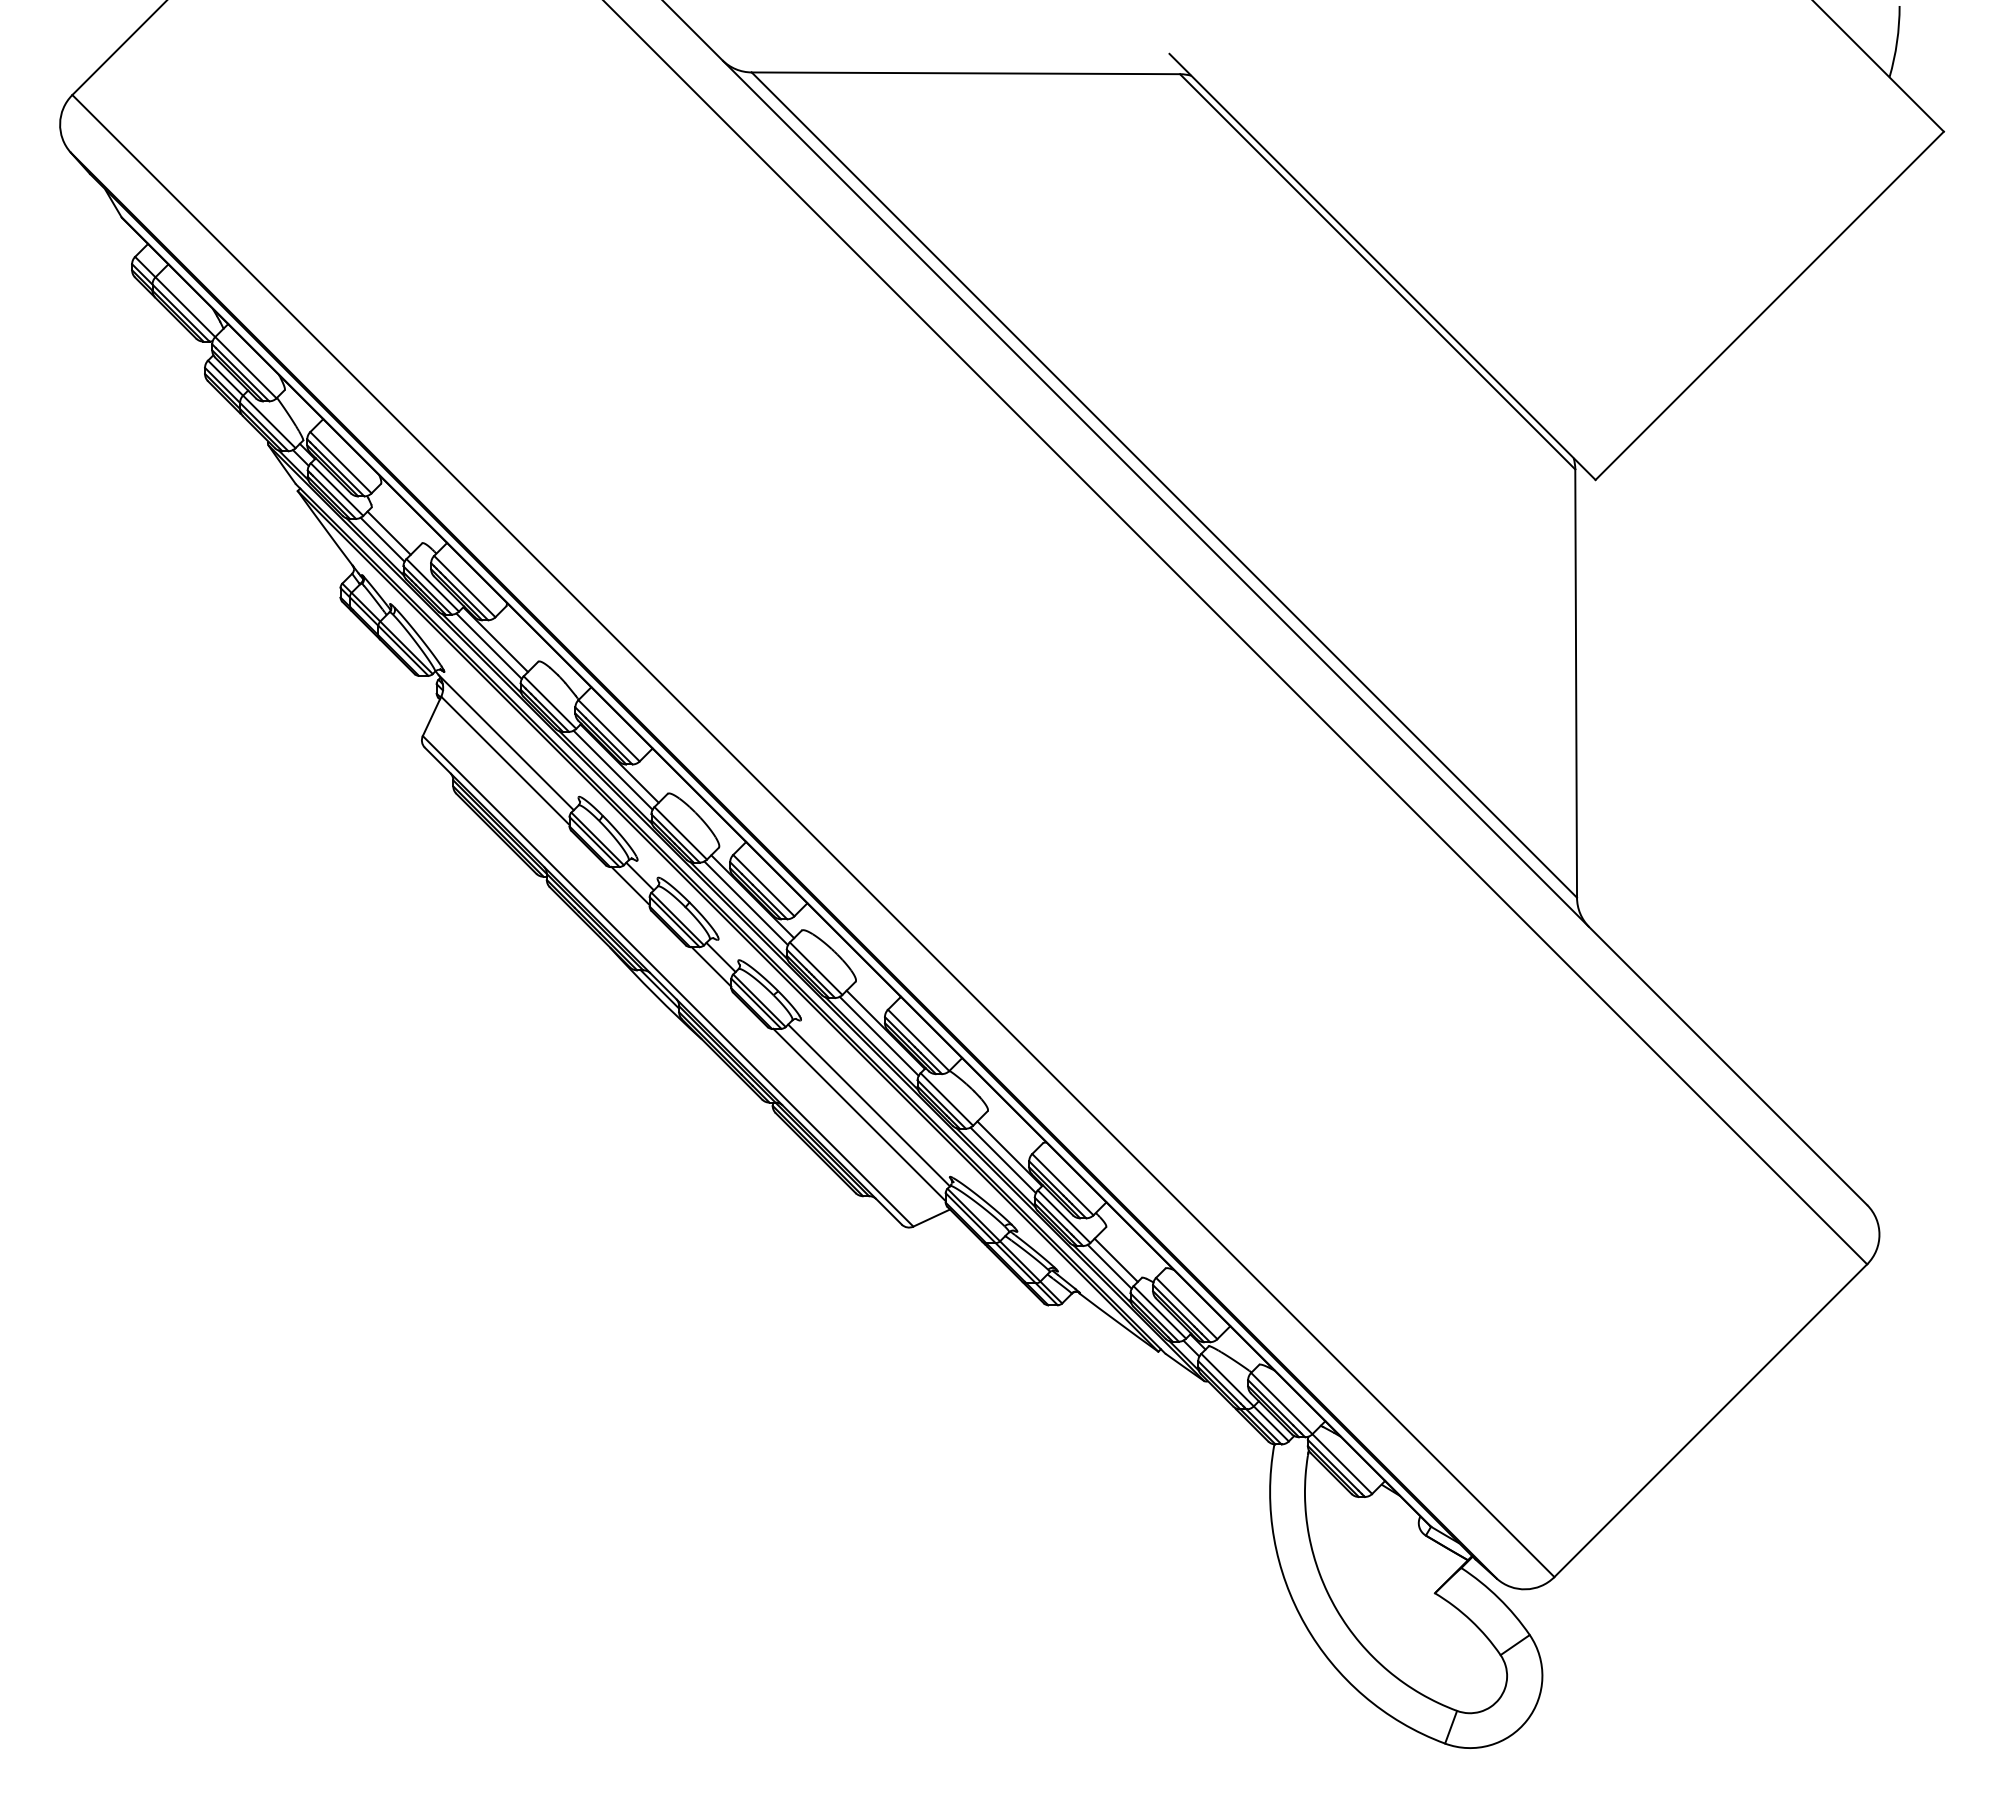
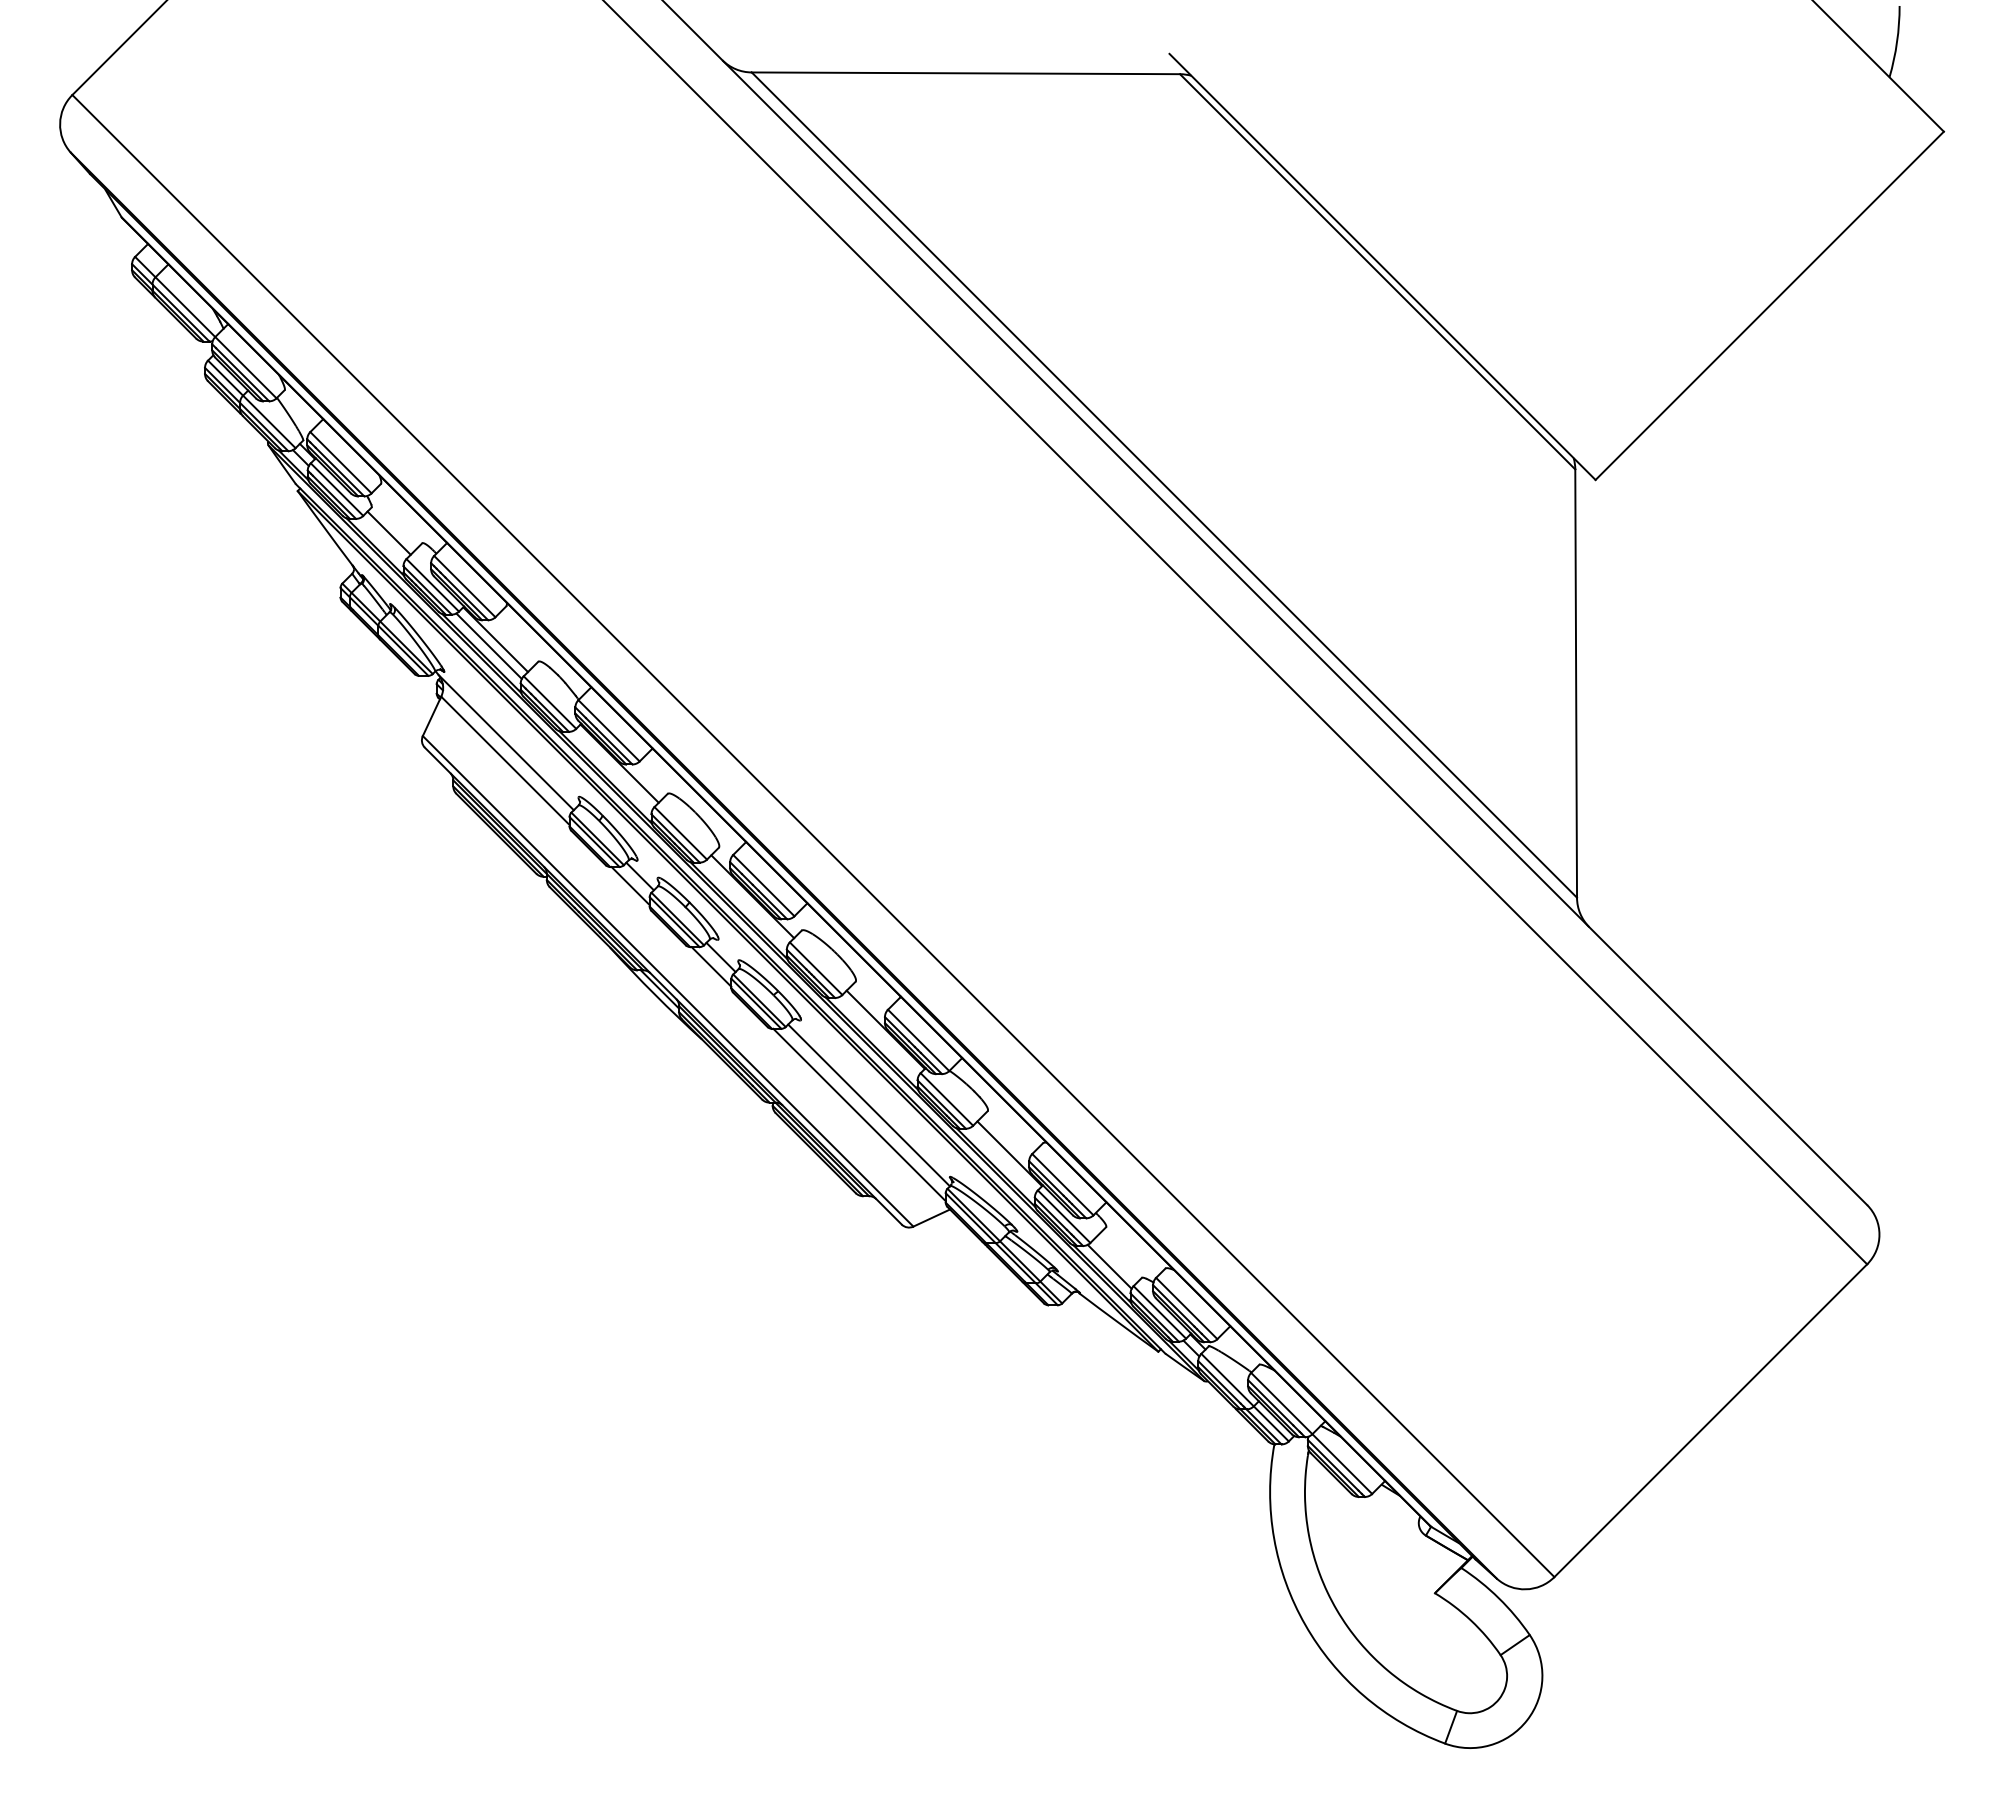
line: present -> none (382, 539)
line: present -> none (612, 769)
line: present -> none (745, 903)
line: present -> none (878, 1035)
line: present -> none (1002, 1160)
line: present -> none (1115, 1259)
